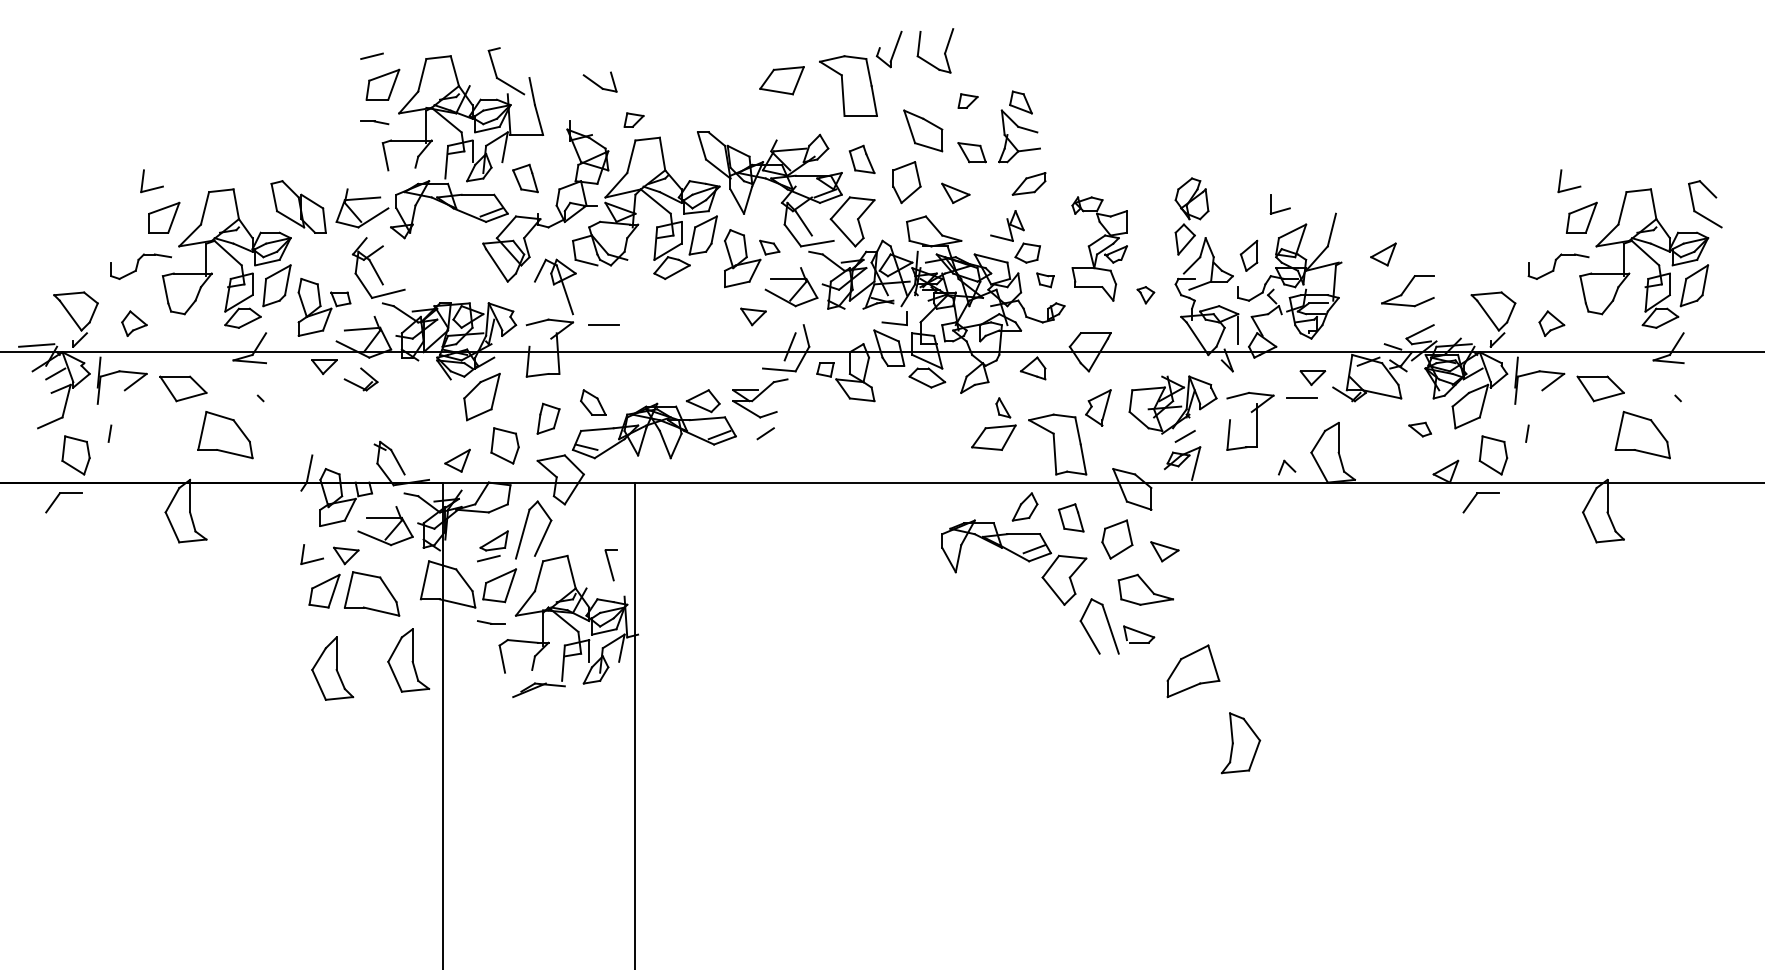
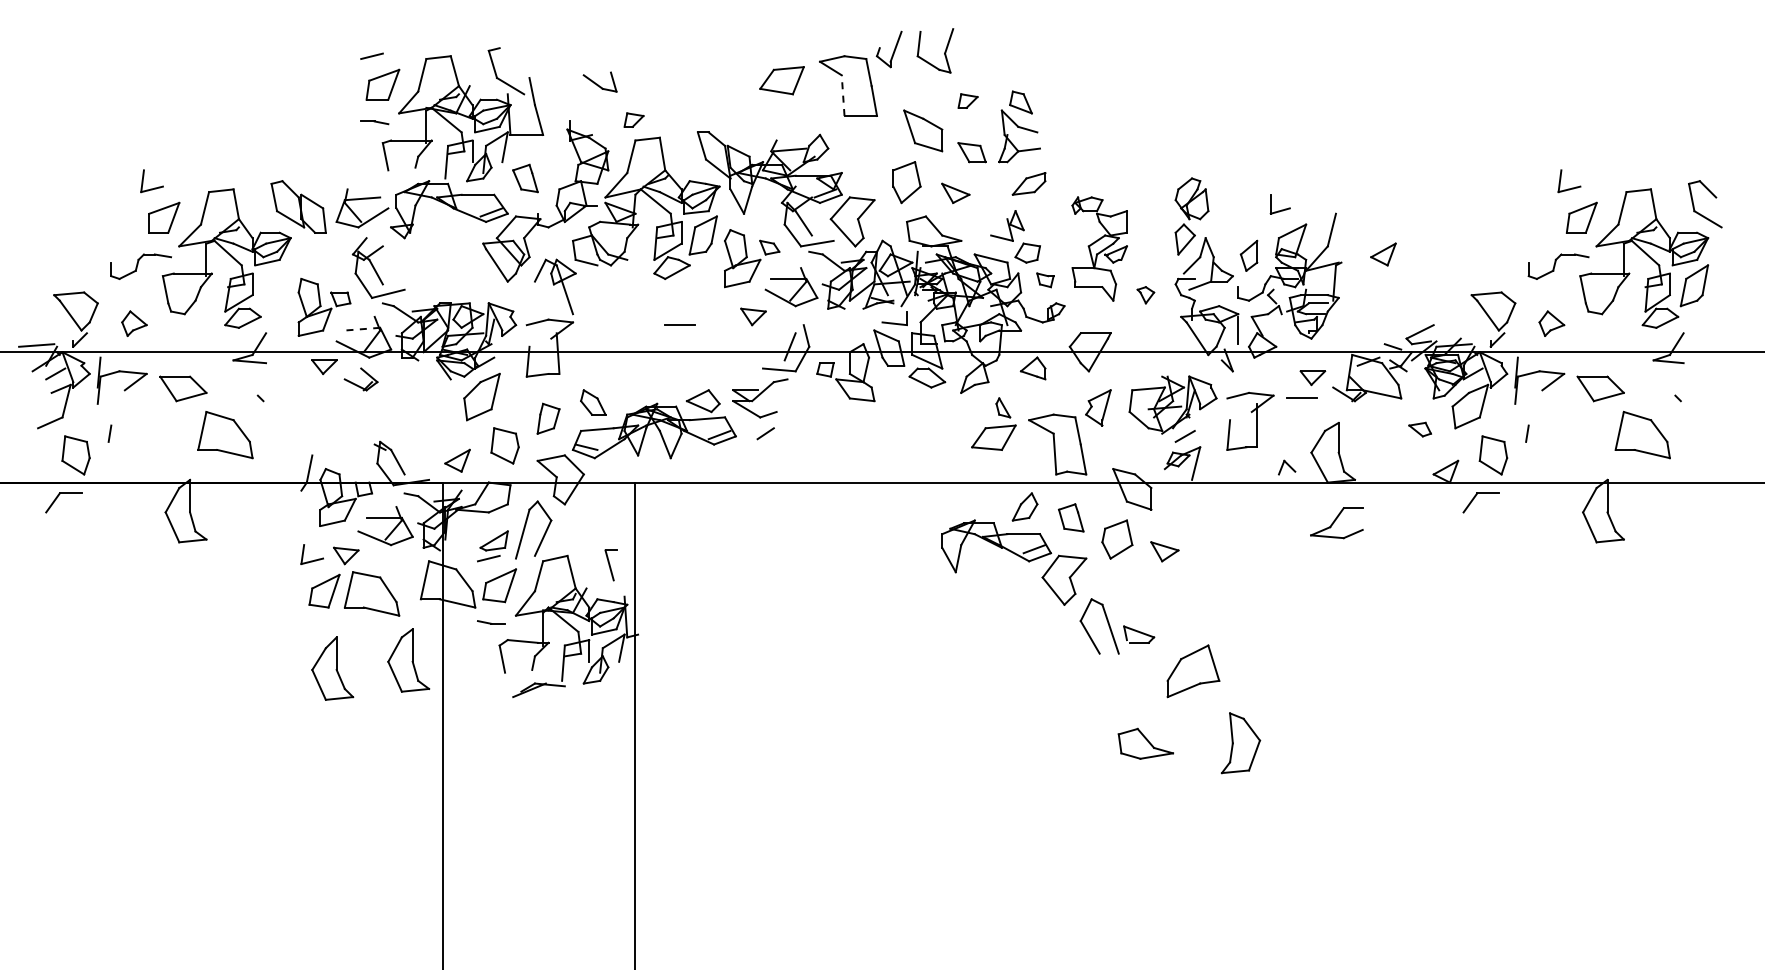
line: solid -> dashed (843, 95)
part: present -> none (861, 159)
part: present -> none (276, 285)
part position: (1407, 291) -> (1336, 523) (1336, 523)
line position: (603, 324) -> (679, 324) (679, 324)
line: solid -> dashed (362, 329)
part position: (1145, 589) -> (1145, 743) (1145, 743)
